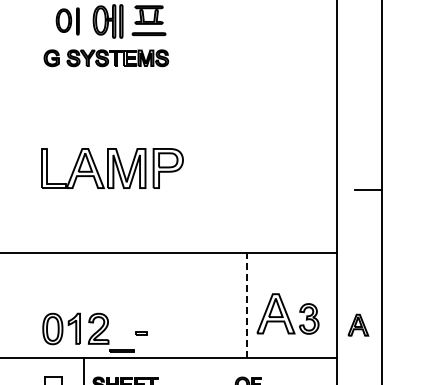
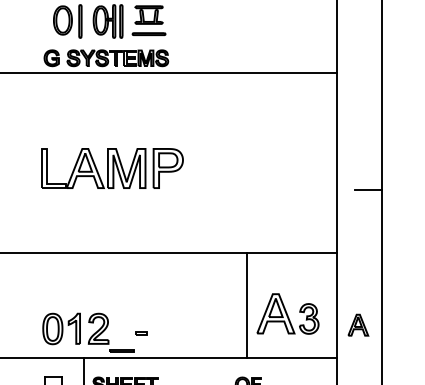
part size: 25x29 px -> 30x35 px (67, 21)
line: none -> present (169, 73)
line: dashed -> solid (247, 305)
